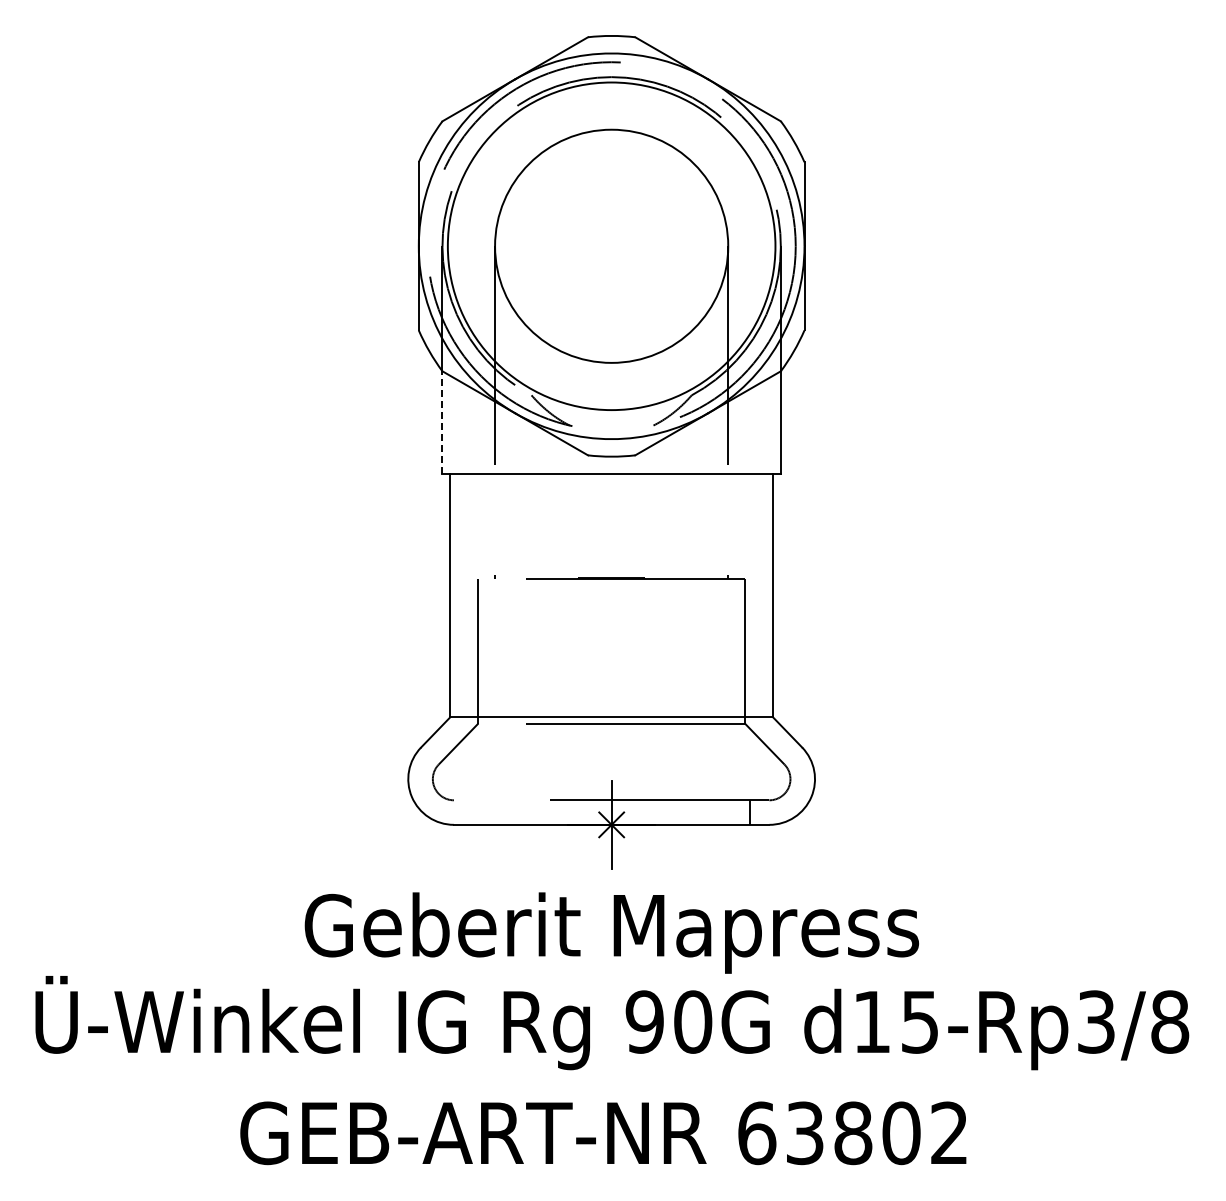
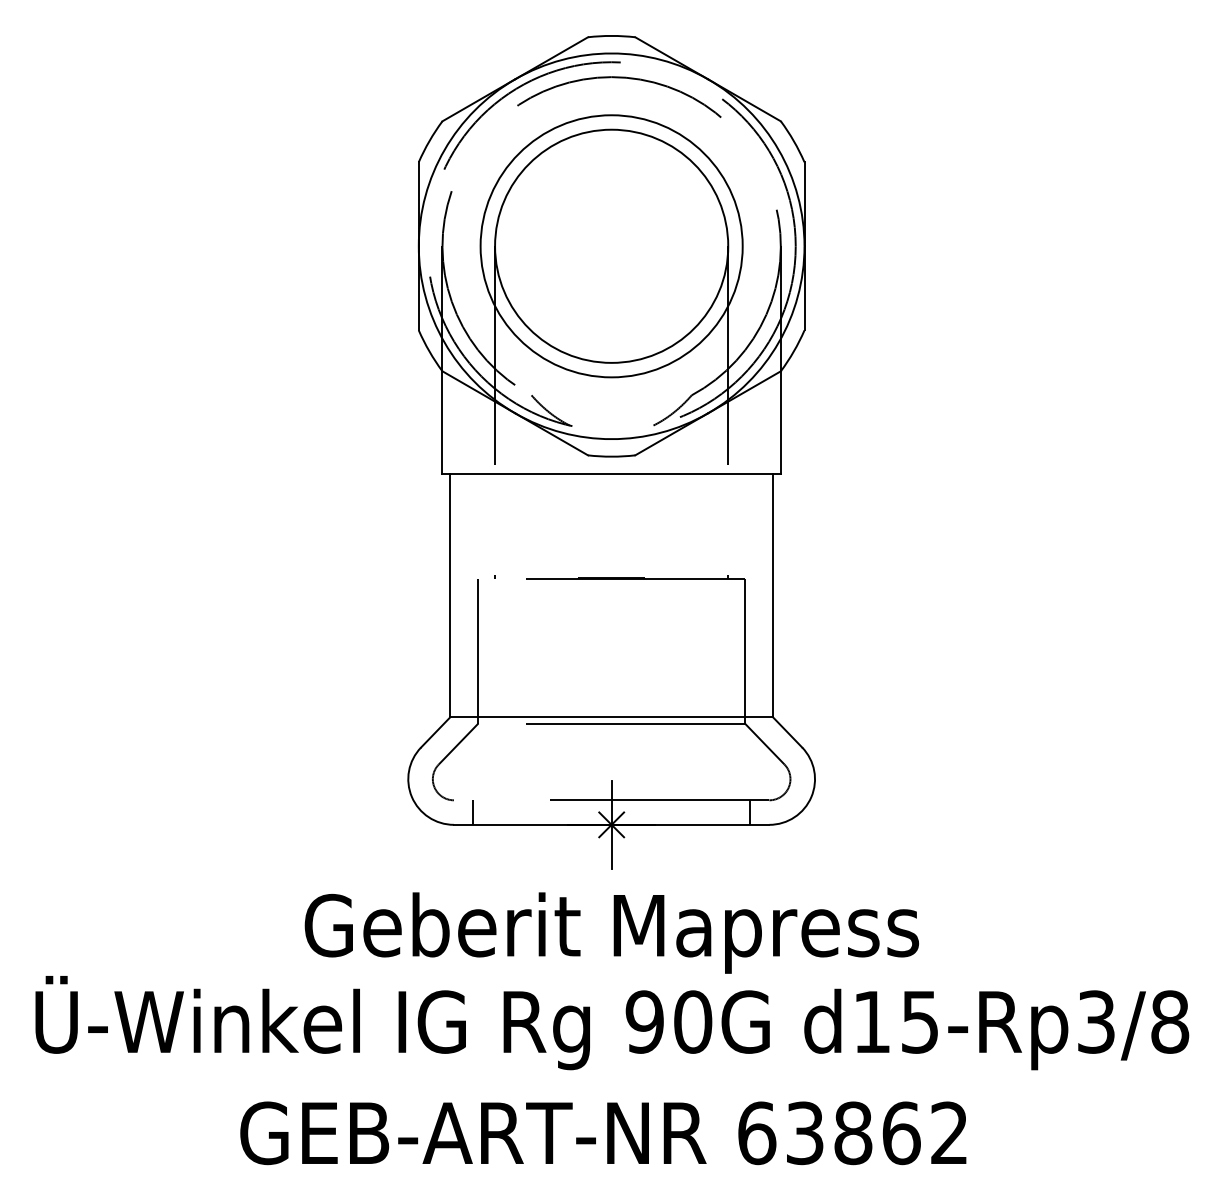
circle diameter: 328 px -> 262 px (611, 246)
line: dashed -> solid (442, 422)
line: none -> present (473, 812)
text: 63802 -> 63862 (901, 1132)
